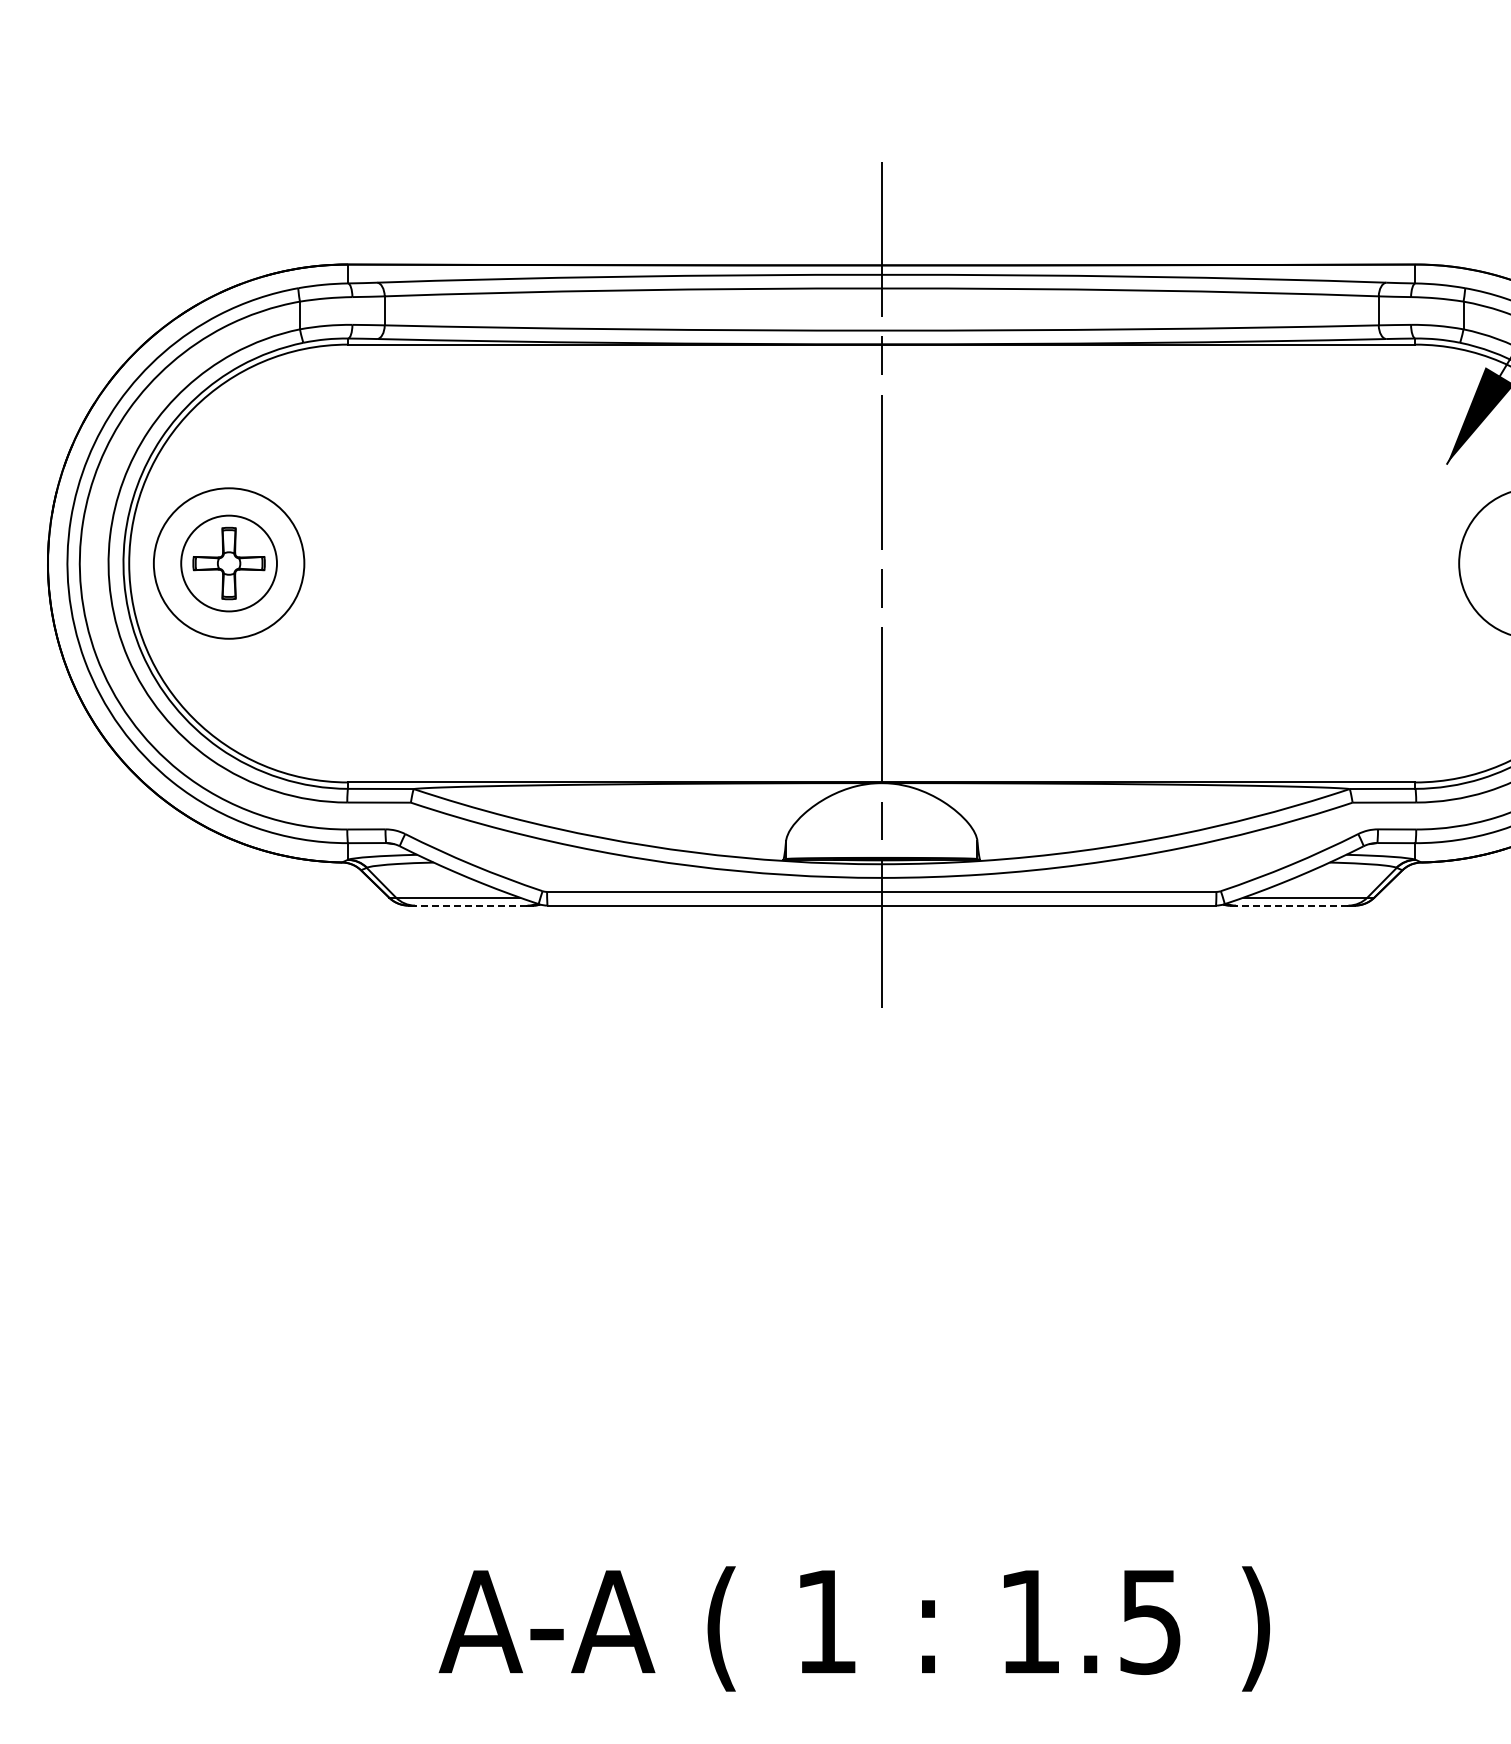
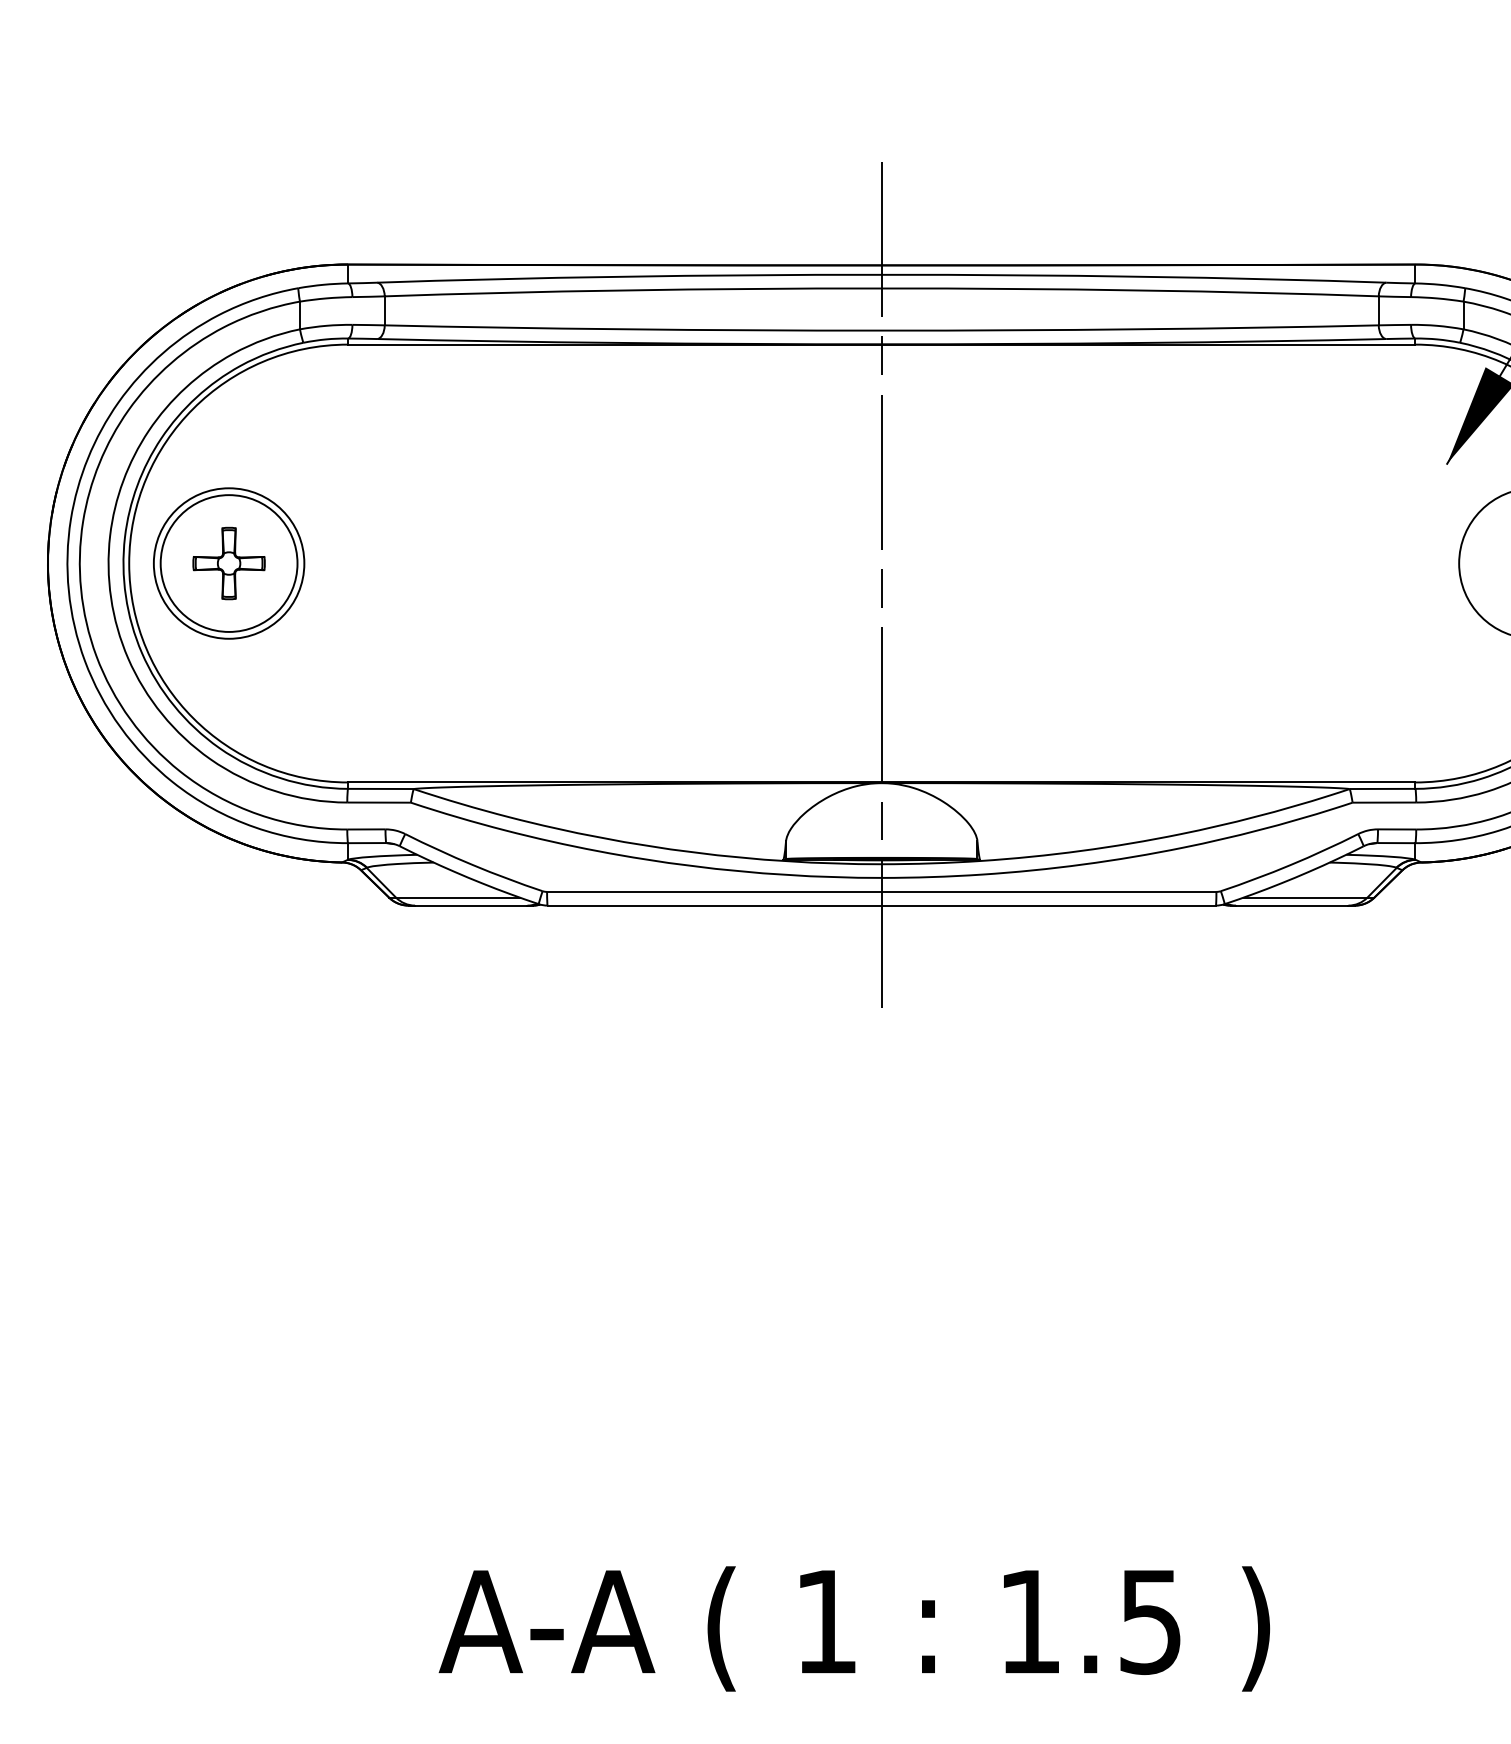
circle diameter: 96 px -> 137 px (228, 563)
line: dashed -> solid (470, 905)
line: dashed -> solid (1291, 905)
